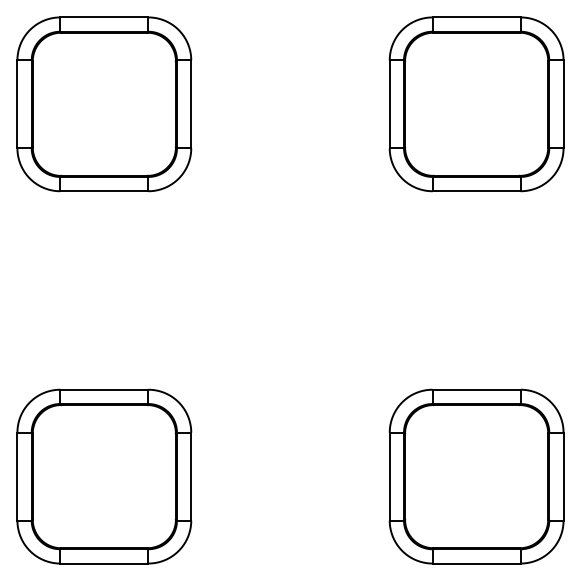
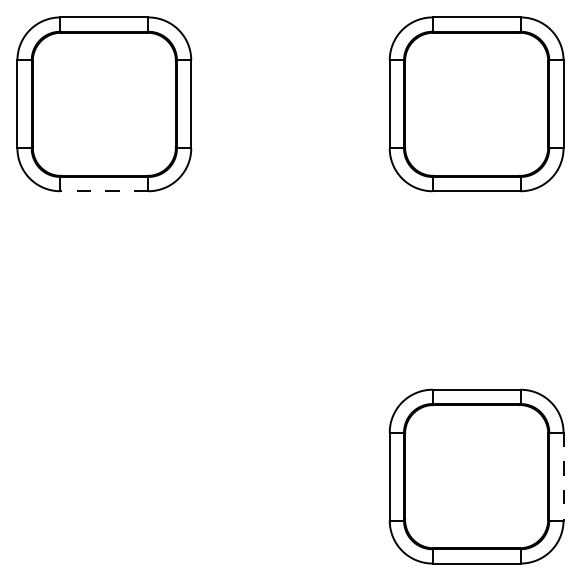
line: solid -> dashed (104, 191)
part: present -> none (104, 476)
line: solid -> dashed (563, 476)
